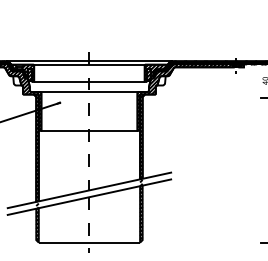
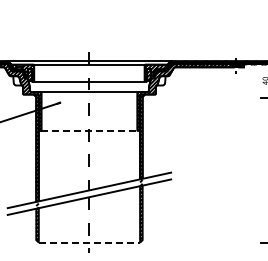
line: solid -> dashed (89, 131)
line: solid -> dashed (89, 242)
